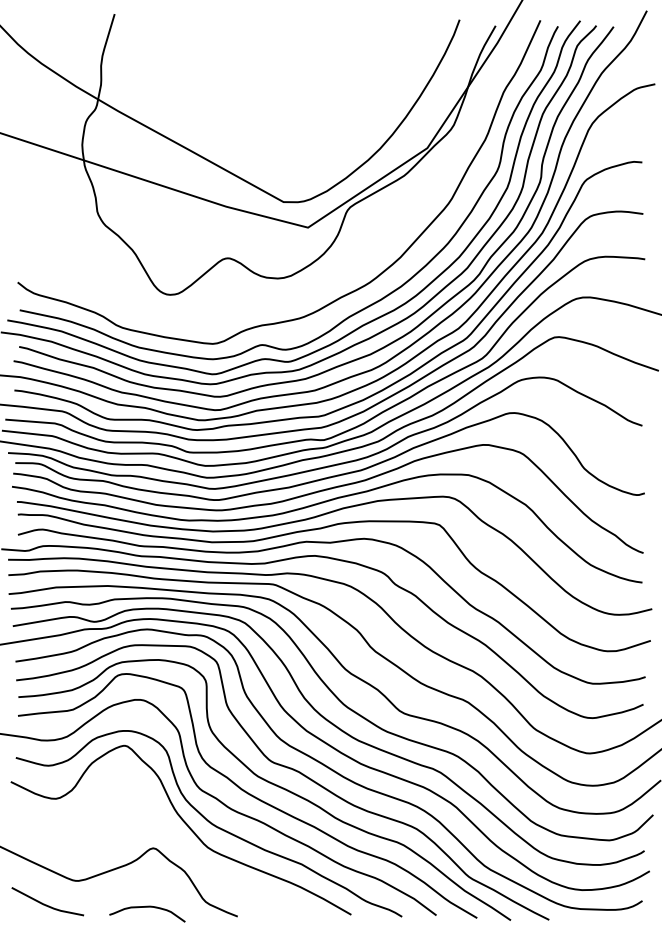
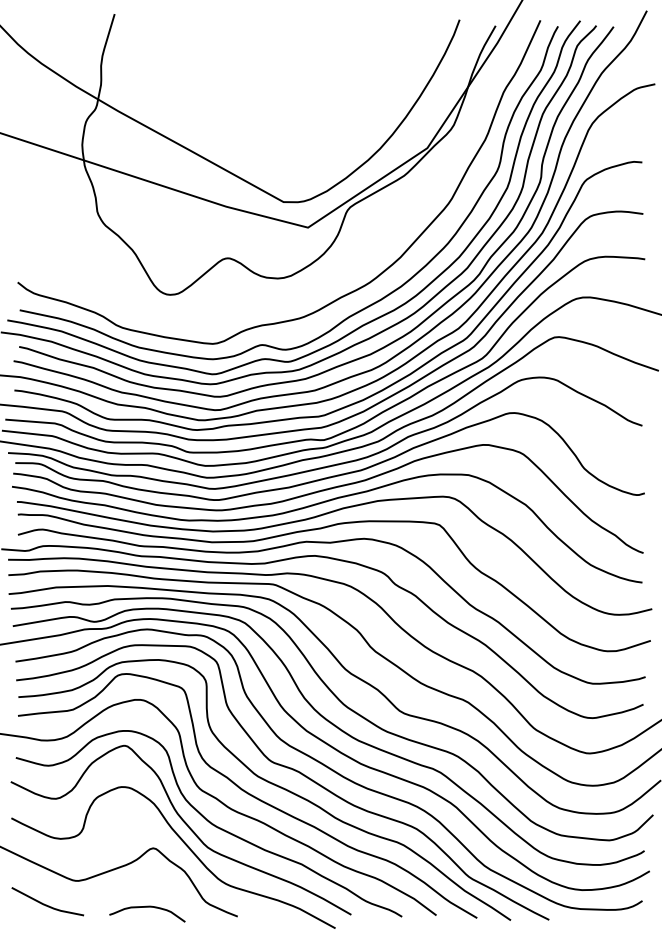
curve: none -> present (185, 845)
